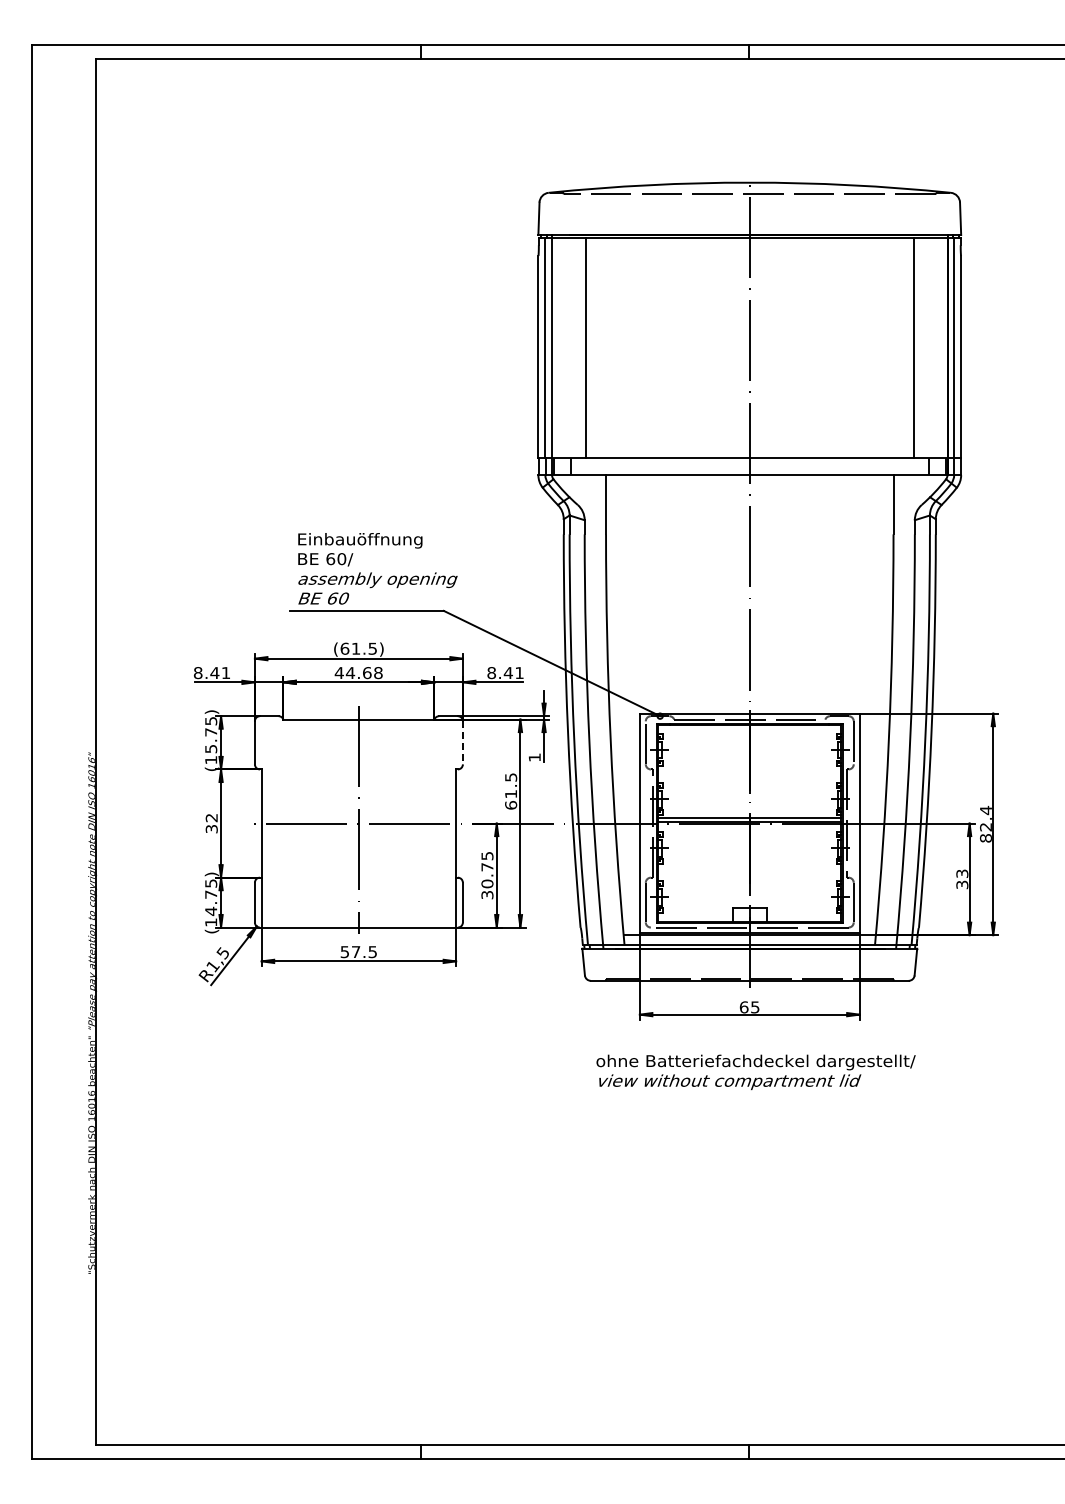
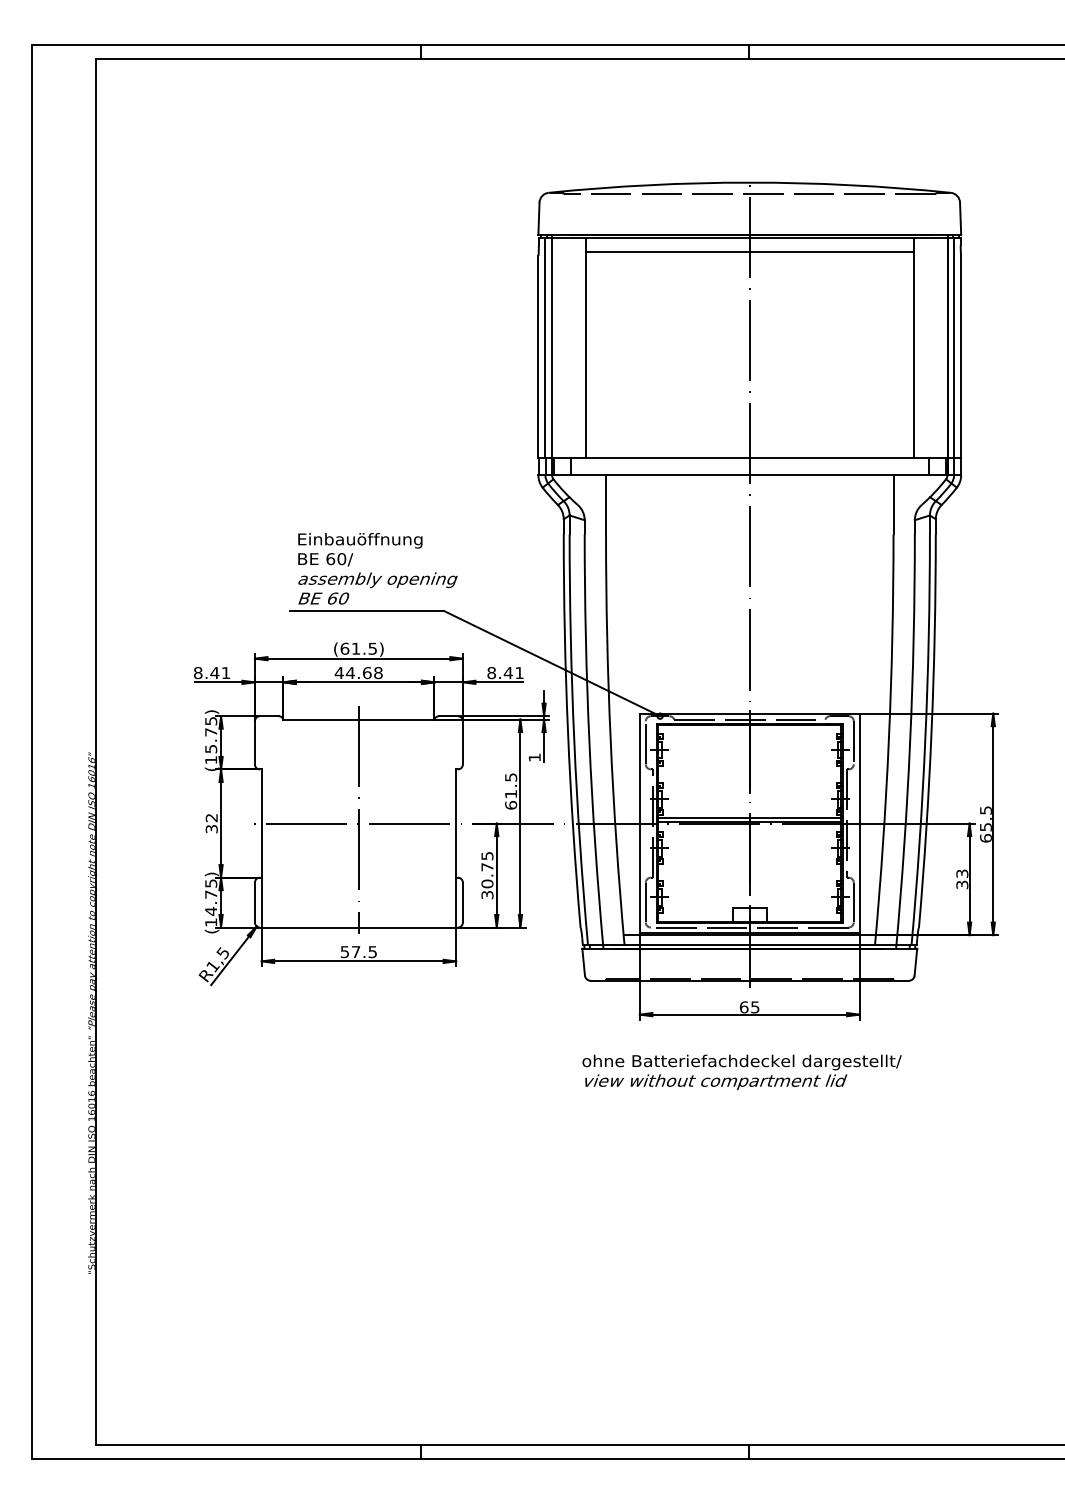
line: none -> present (749, 251)
line: dashed -> solid (462, 742)
text: 82.4 -> 65.5 (985, 823)
text position: (755, 1072) -> (741, 1072) (741, 1072)
